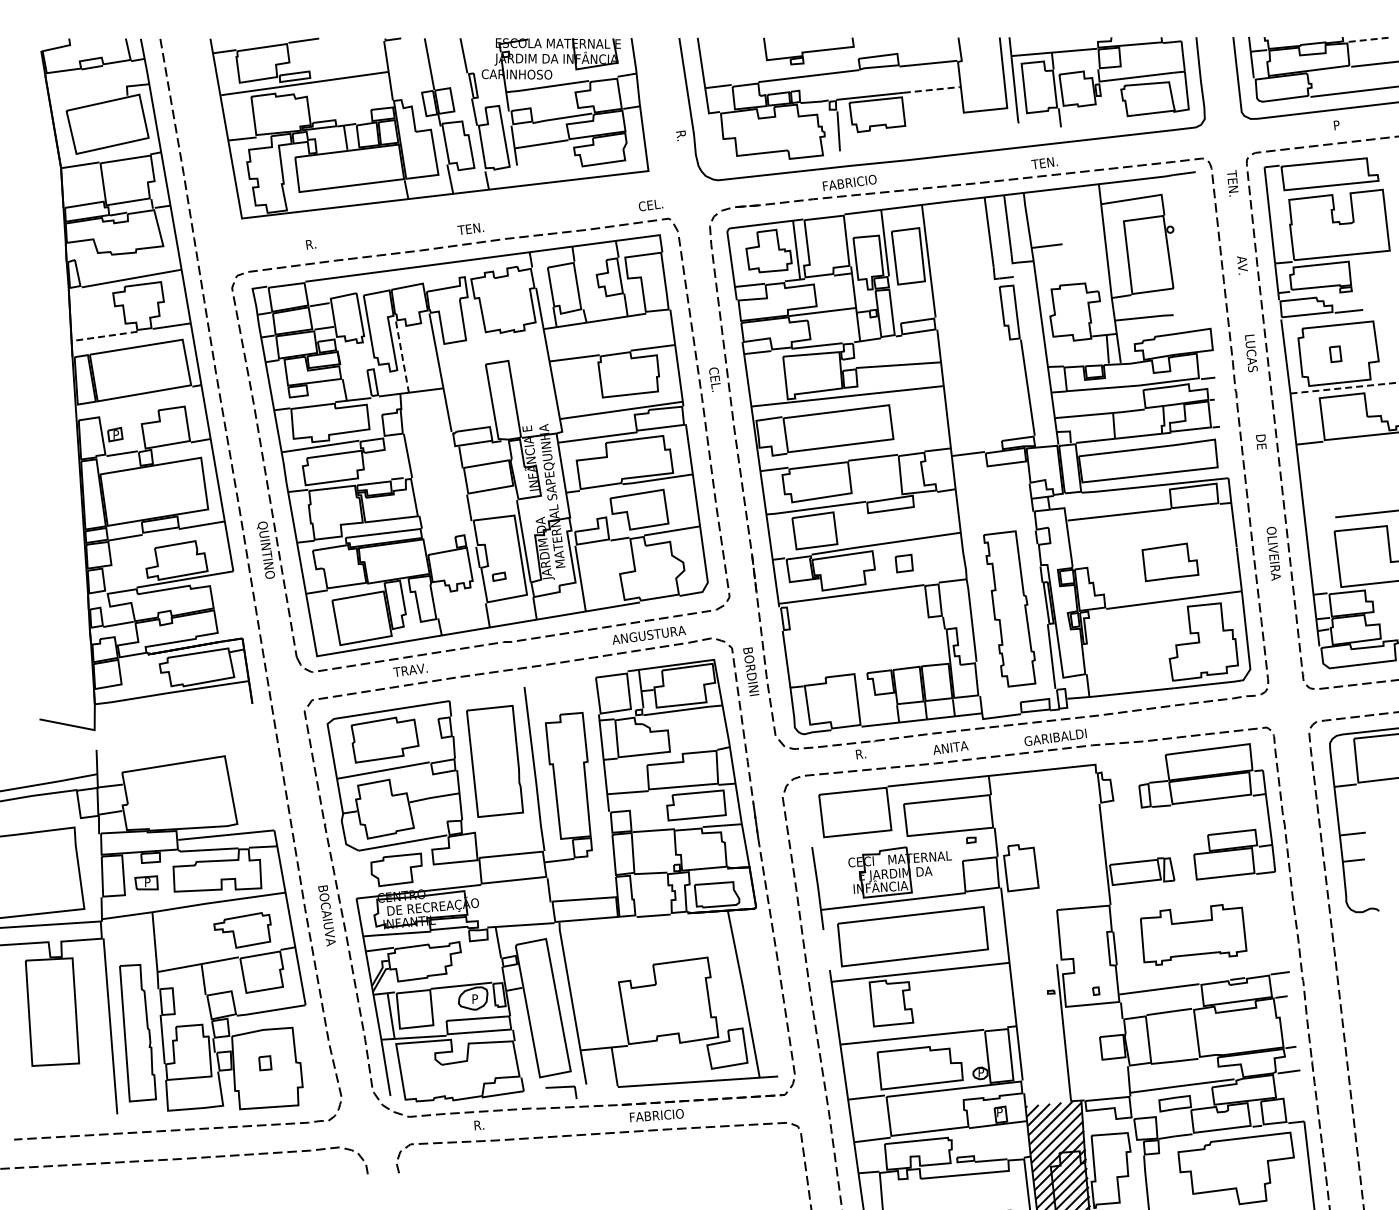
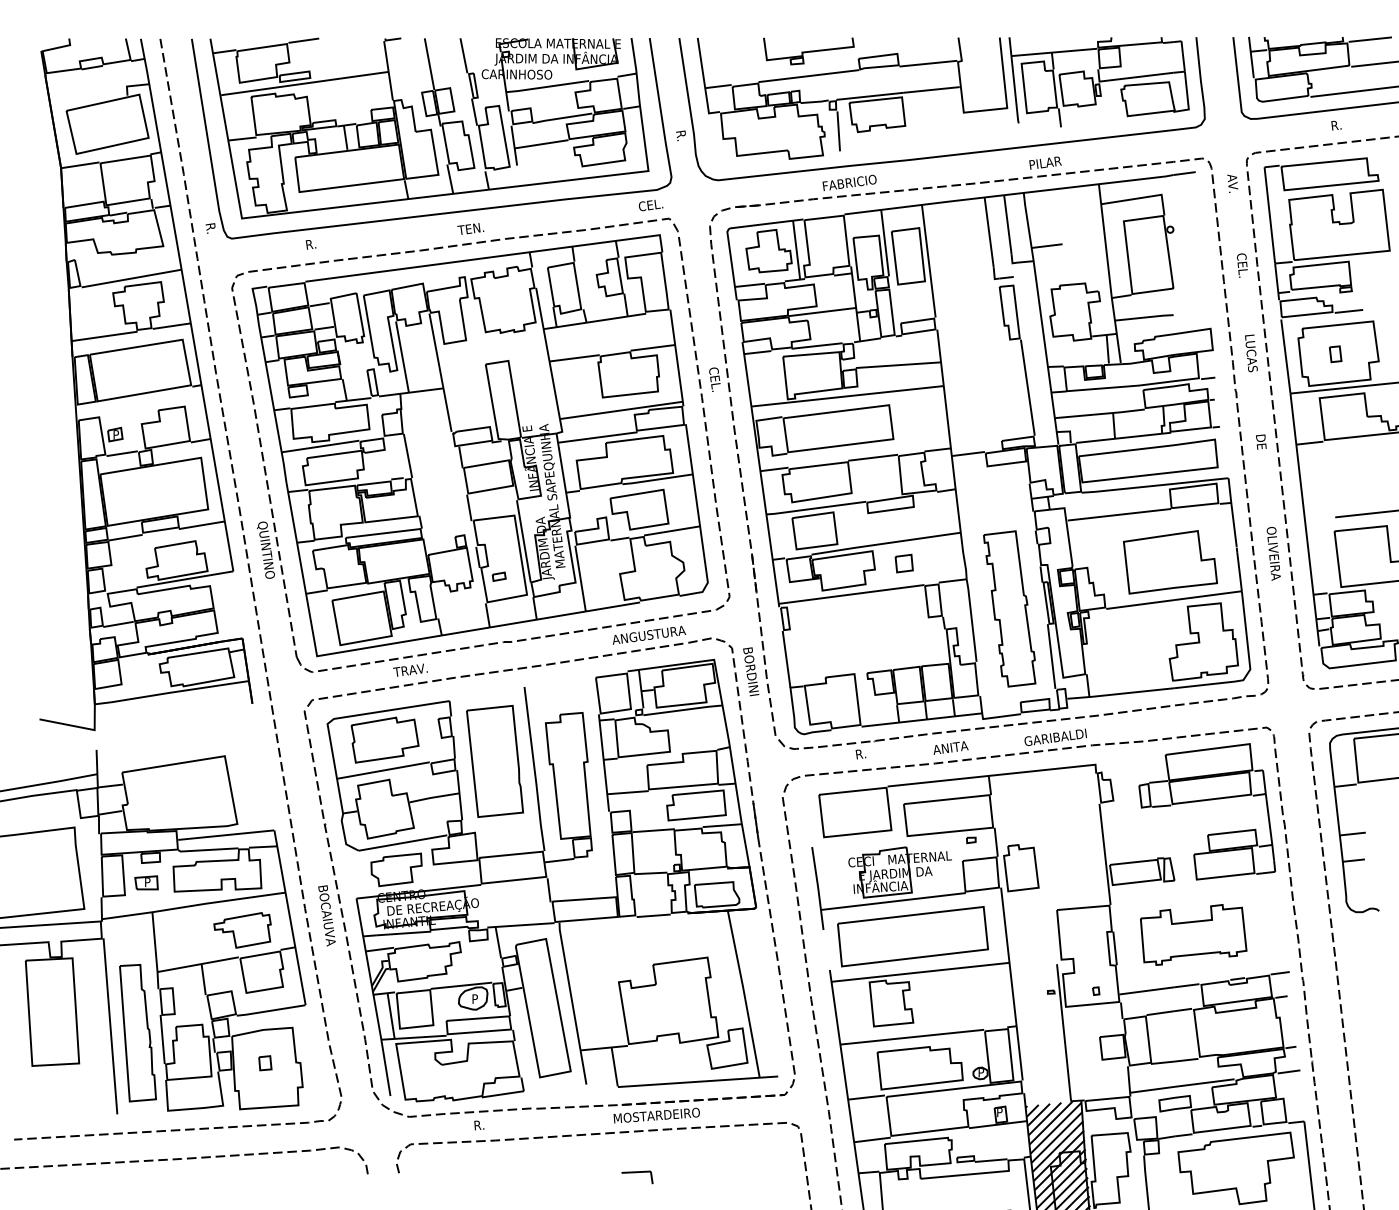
line: dashed -> solid (1370, 39)
line: dashed -> solid (932, 89)
text: P -> R. (1336, 125)
text: TEN. -> PILAR (1045, 162)
text: TEN. -> AV. (1232, 183)
part: none -> present (441, 212)
text: AV. -> CEL. (1242, 265)
line: dashed -> solid (104, 336)
line: dashed -> solid (402, 357)
line: dashed -> solid (1345, 388)
part size: 59x41 px -> 95x65 px (1170, 562)
part position: (561, 1092) -> (637, 1177) (637, 1177)
text: FABRICIO -> MOSTARDEIRO (656, 1115)
